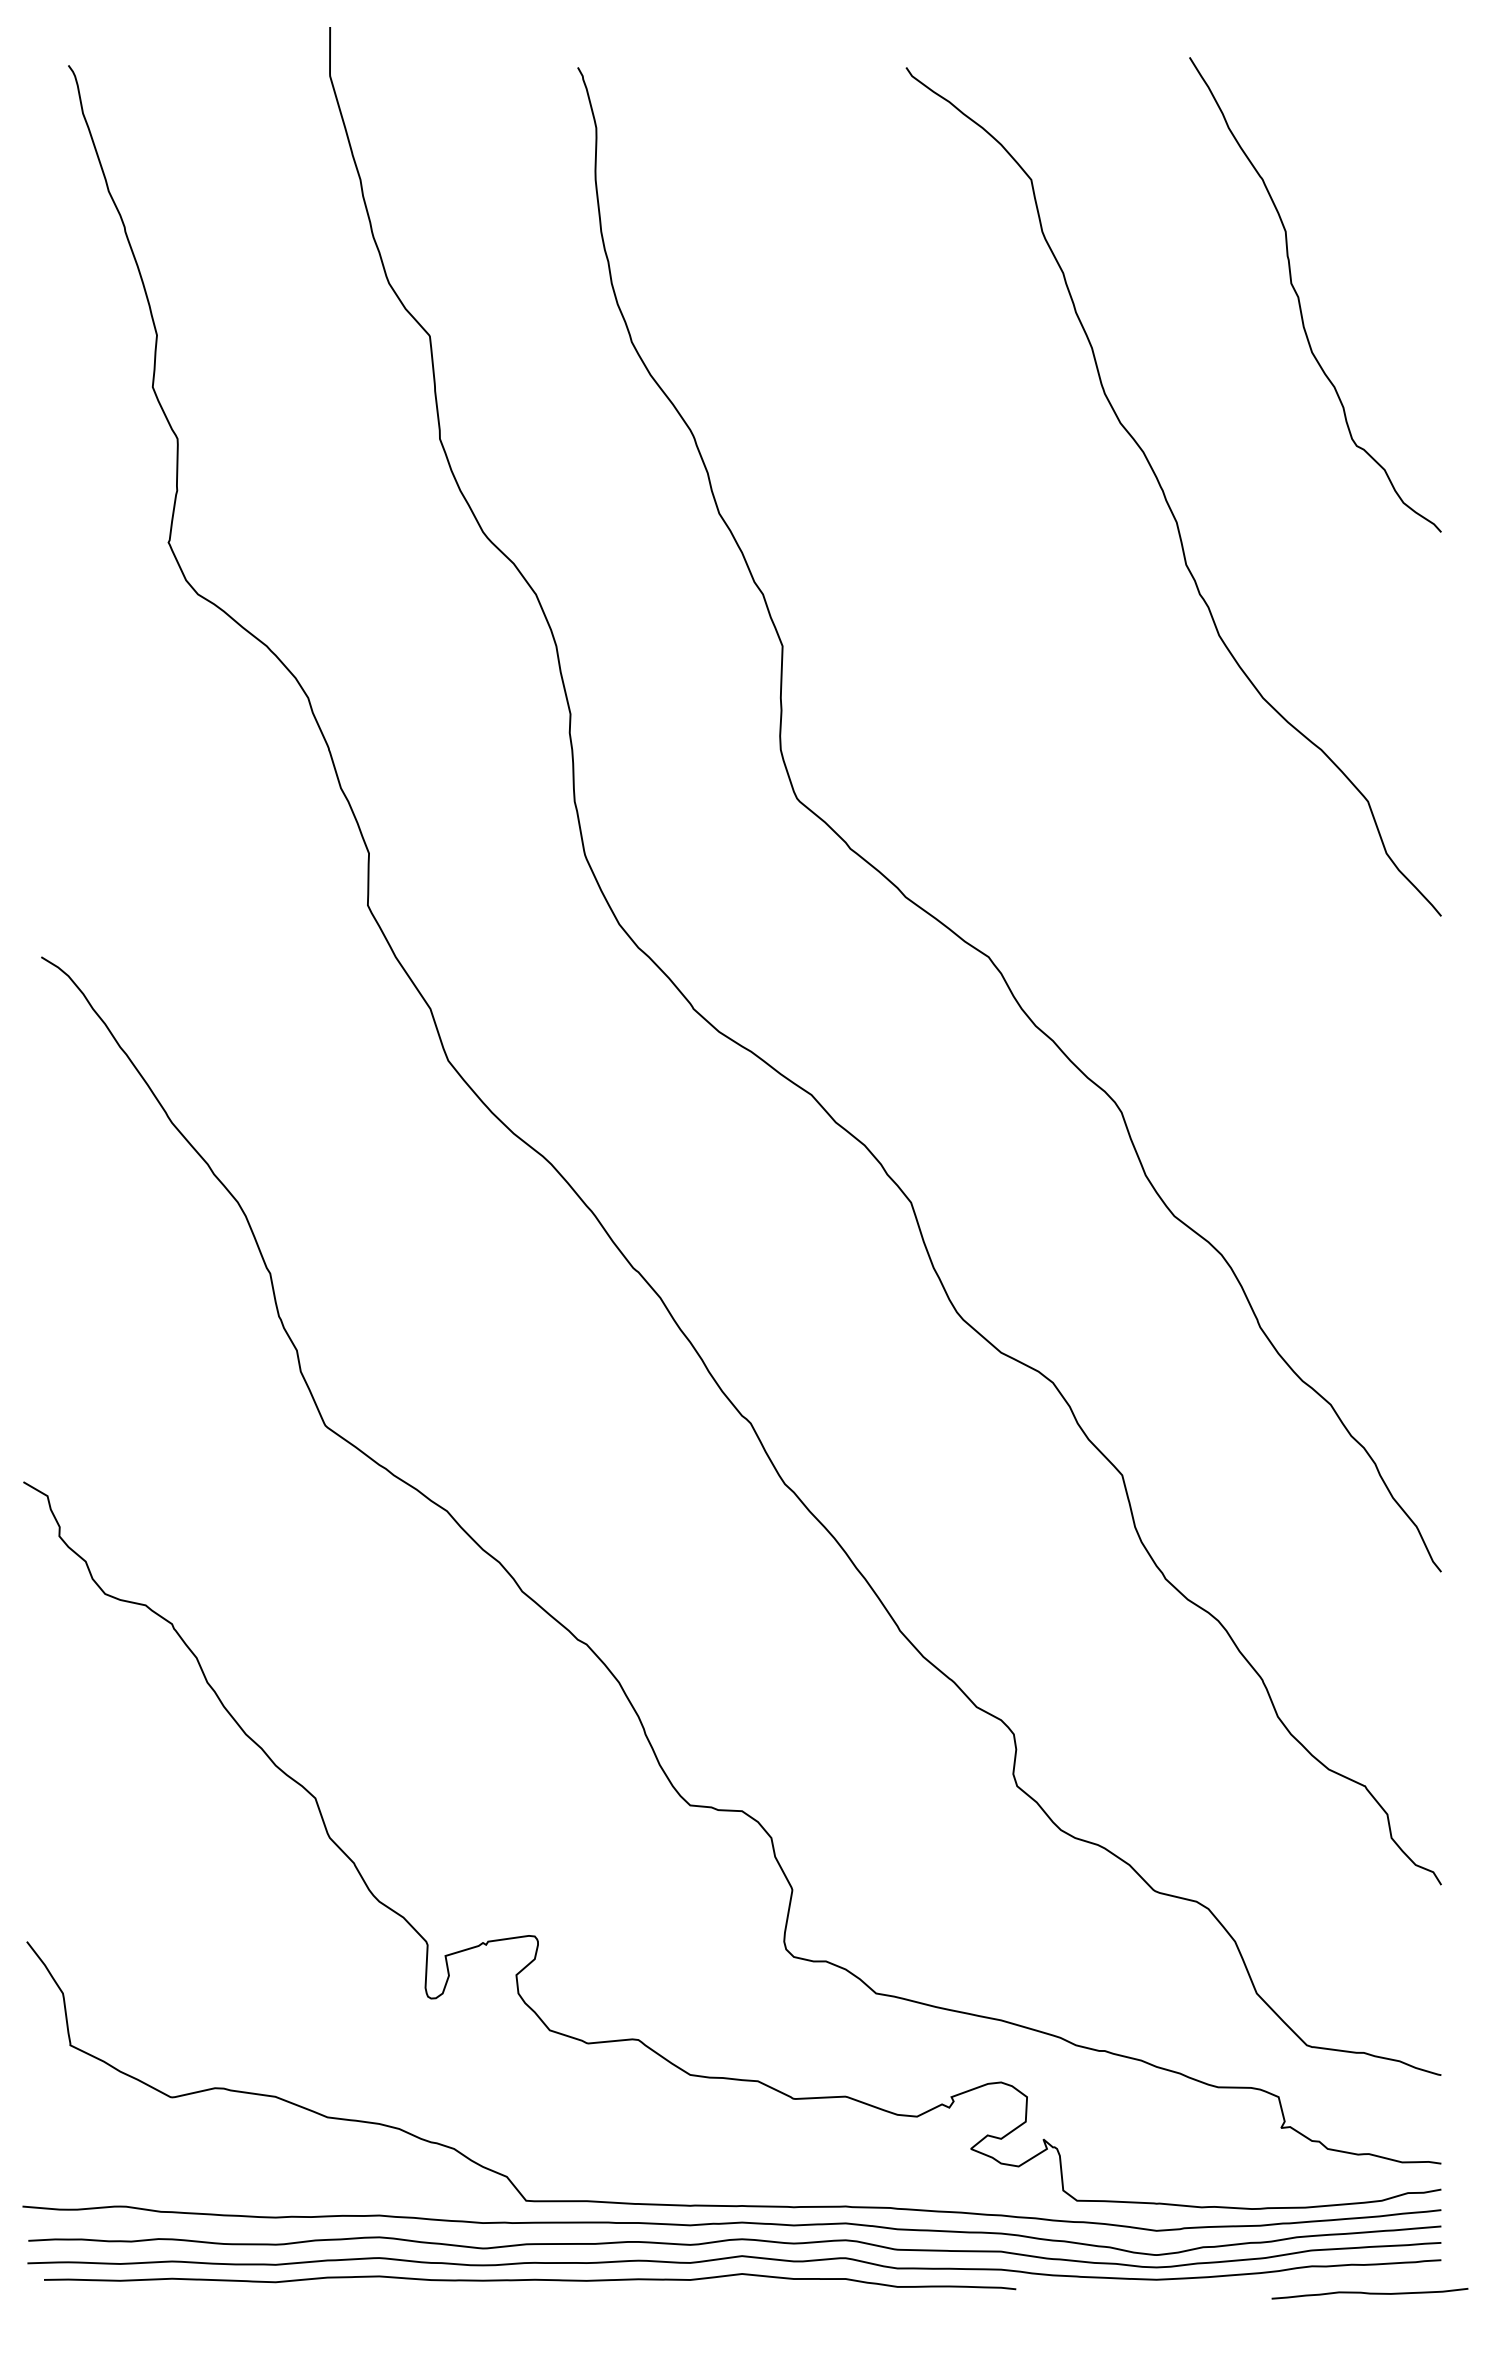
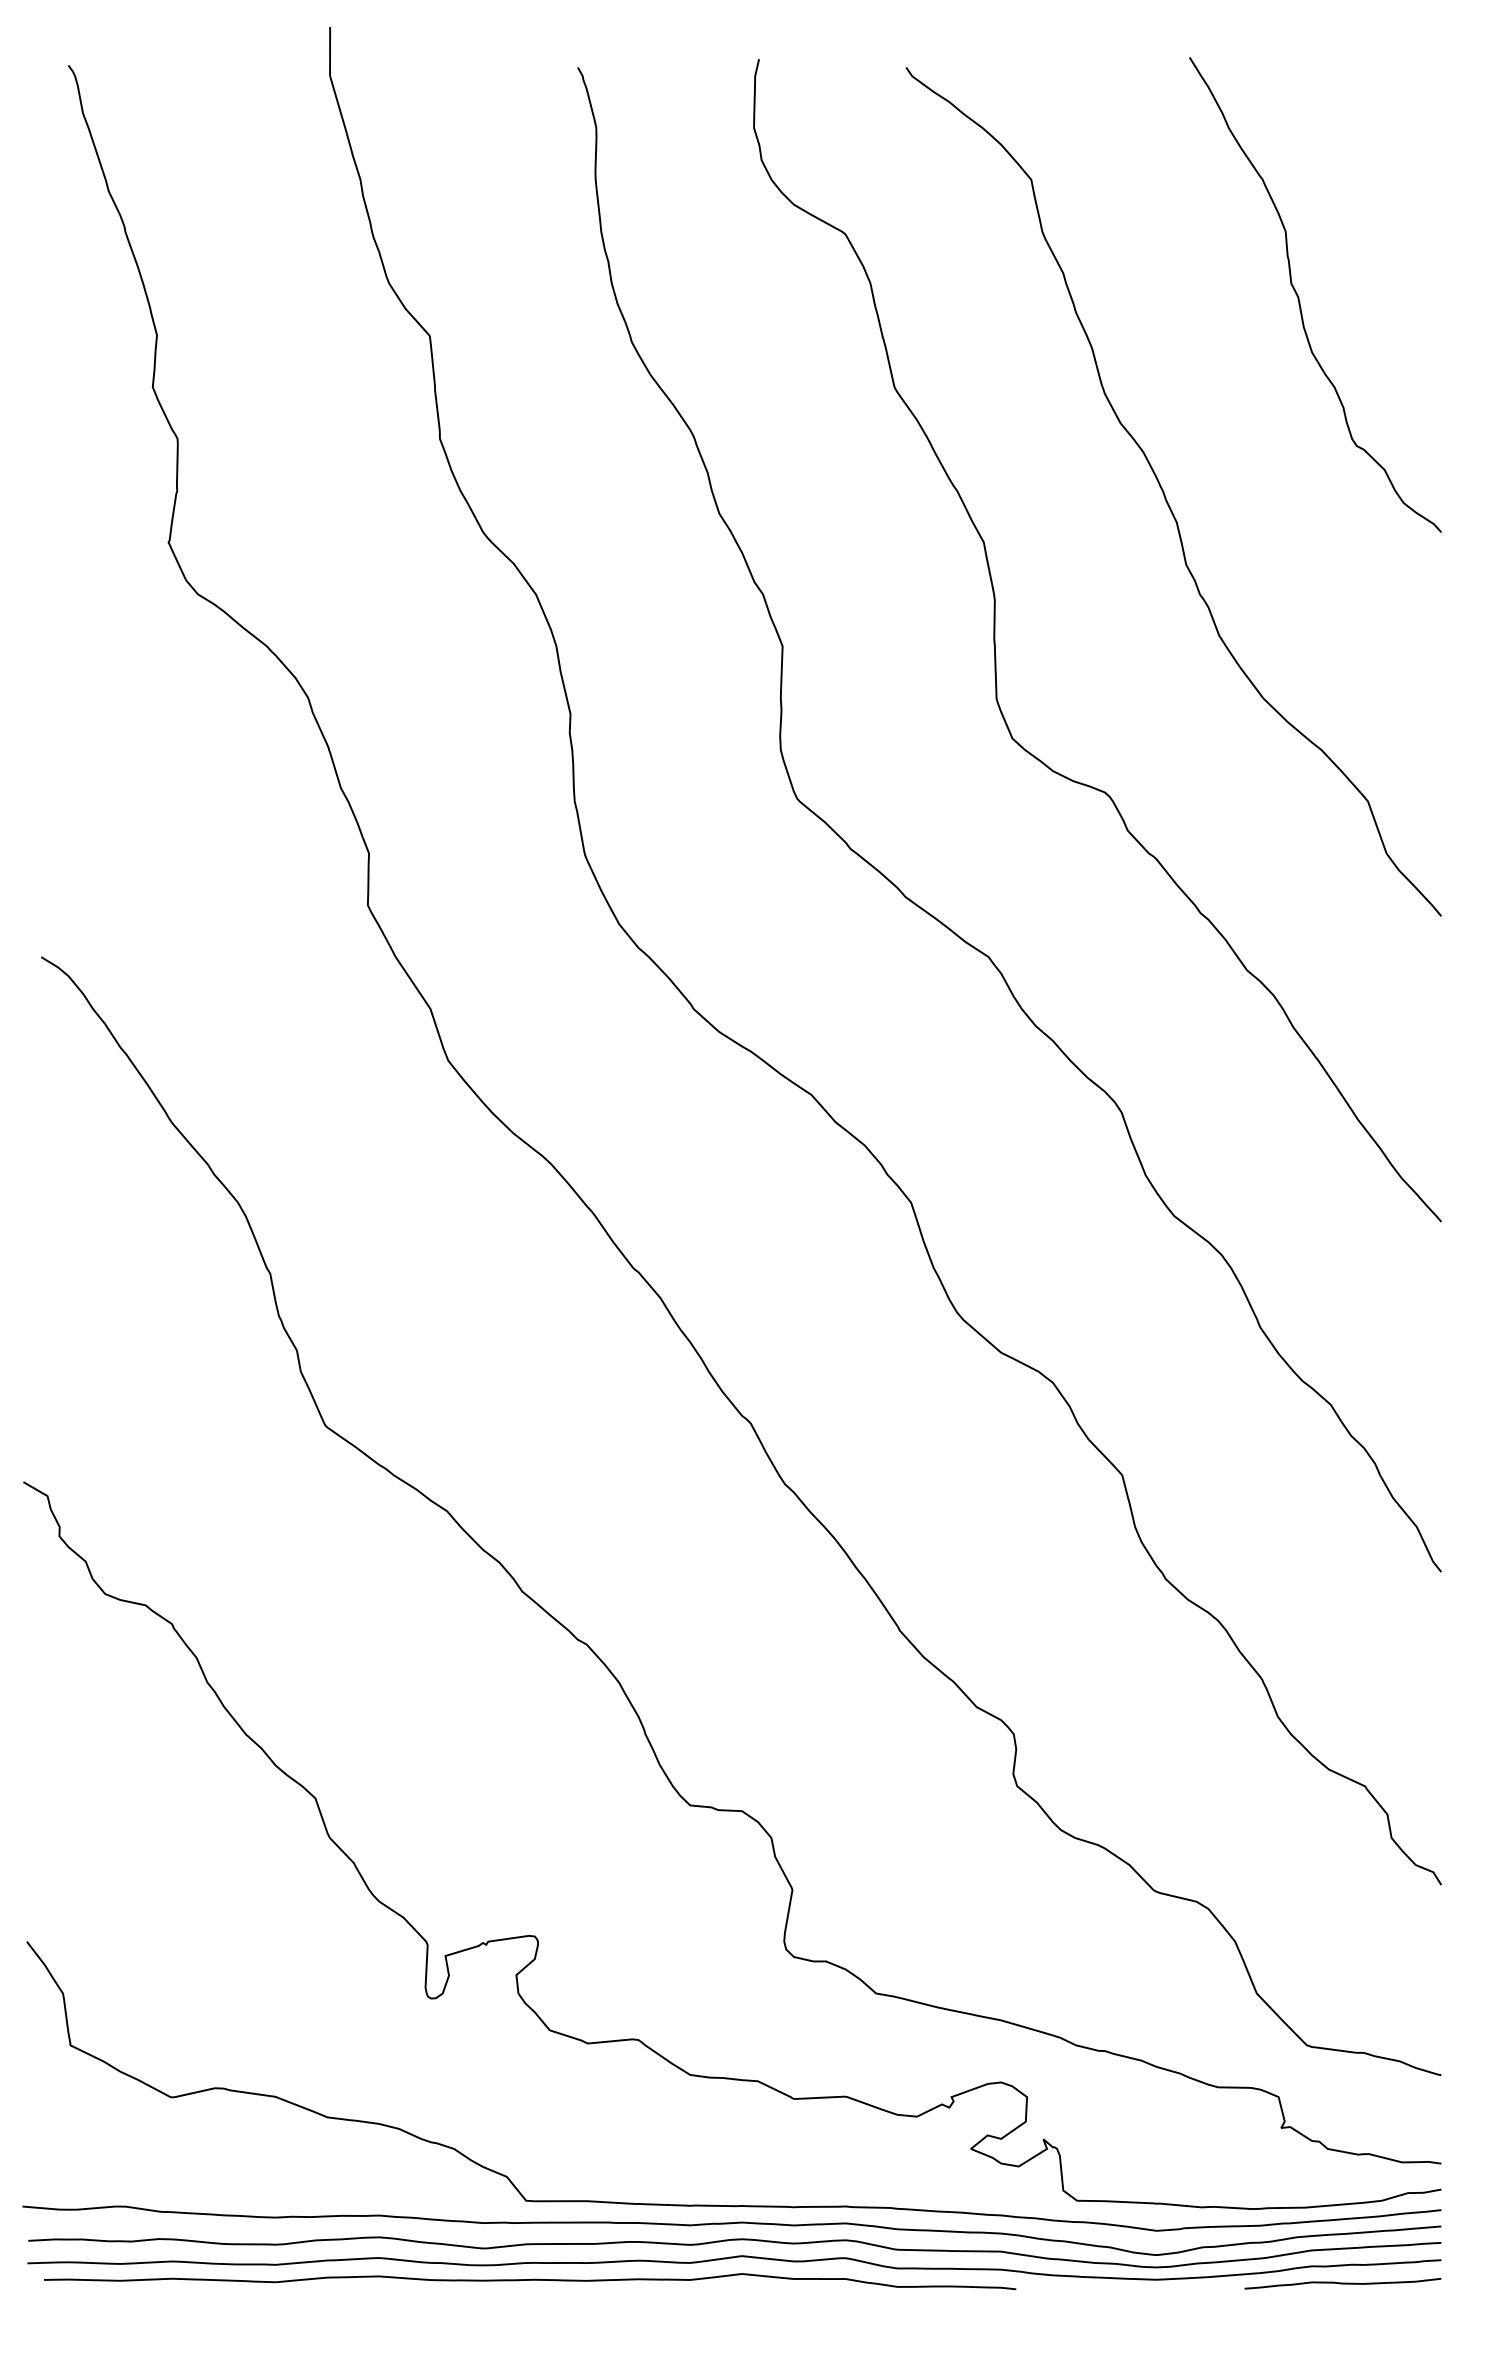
curve: none -> present (995, 640)
curve position: (1369, 2293) -> (1342, 2283) (1342, 2283)
